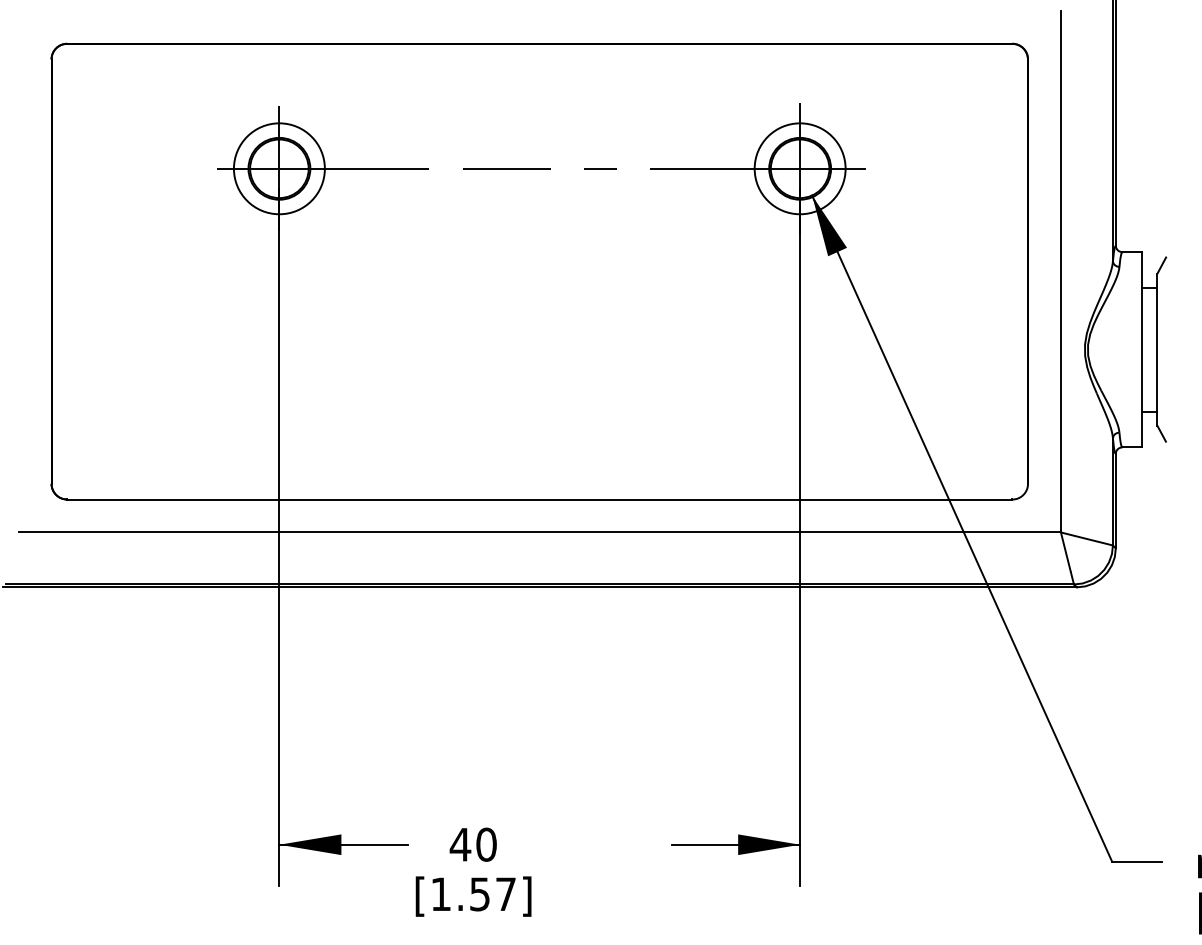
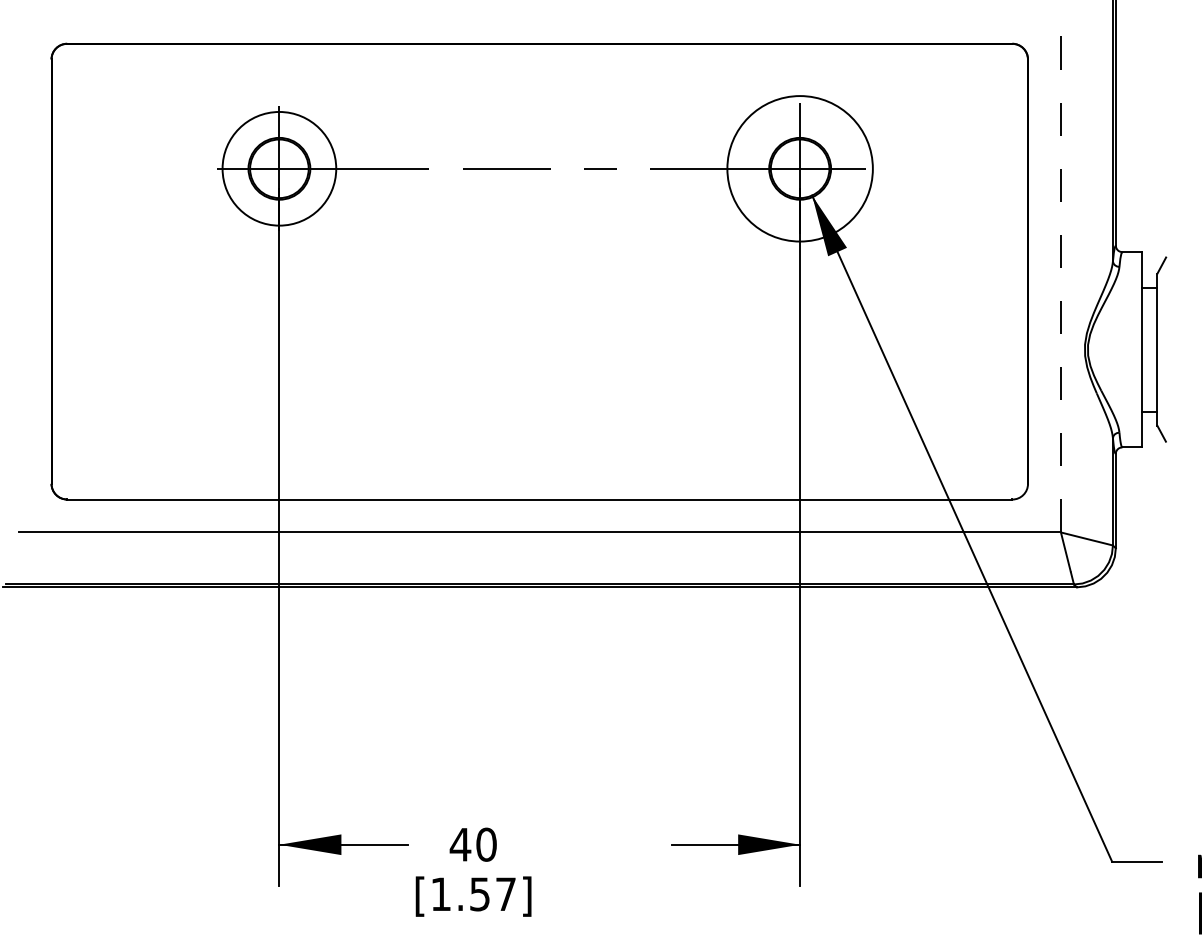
circle diameter: 91 px -> 114 px (279, 168)
circle diameter: 91 px -> 145 px (799, 168)
line: solid -> dashed (1060, 271)
